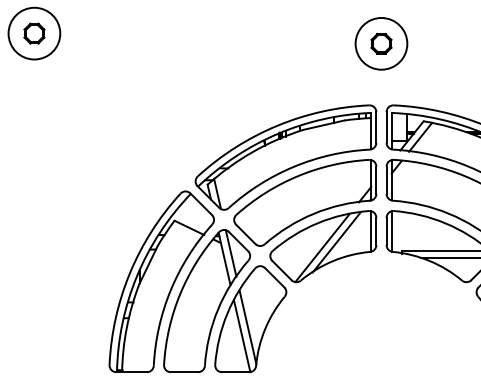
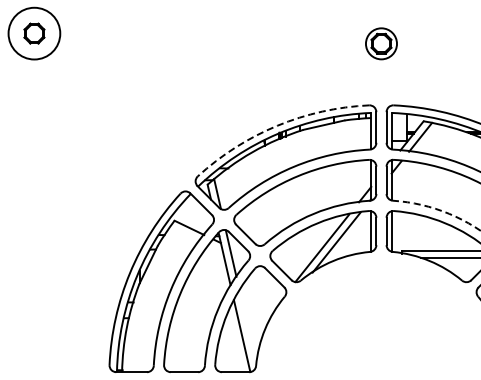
circle diameter: 52 px -> 31 px (381, 43)
arc: solid -> dashed (277, 125)
arc: solid -> dashed (439, 210)
line: present -> none (247, 327)
